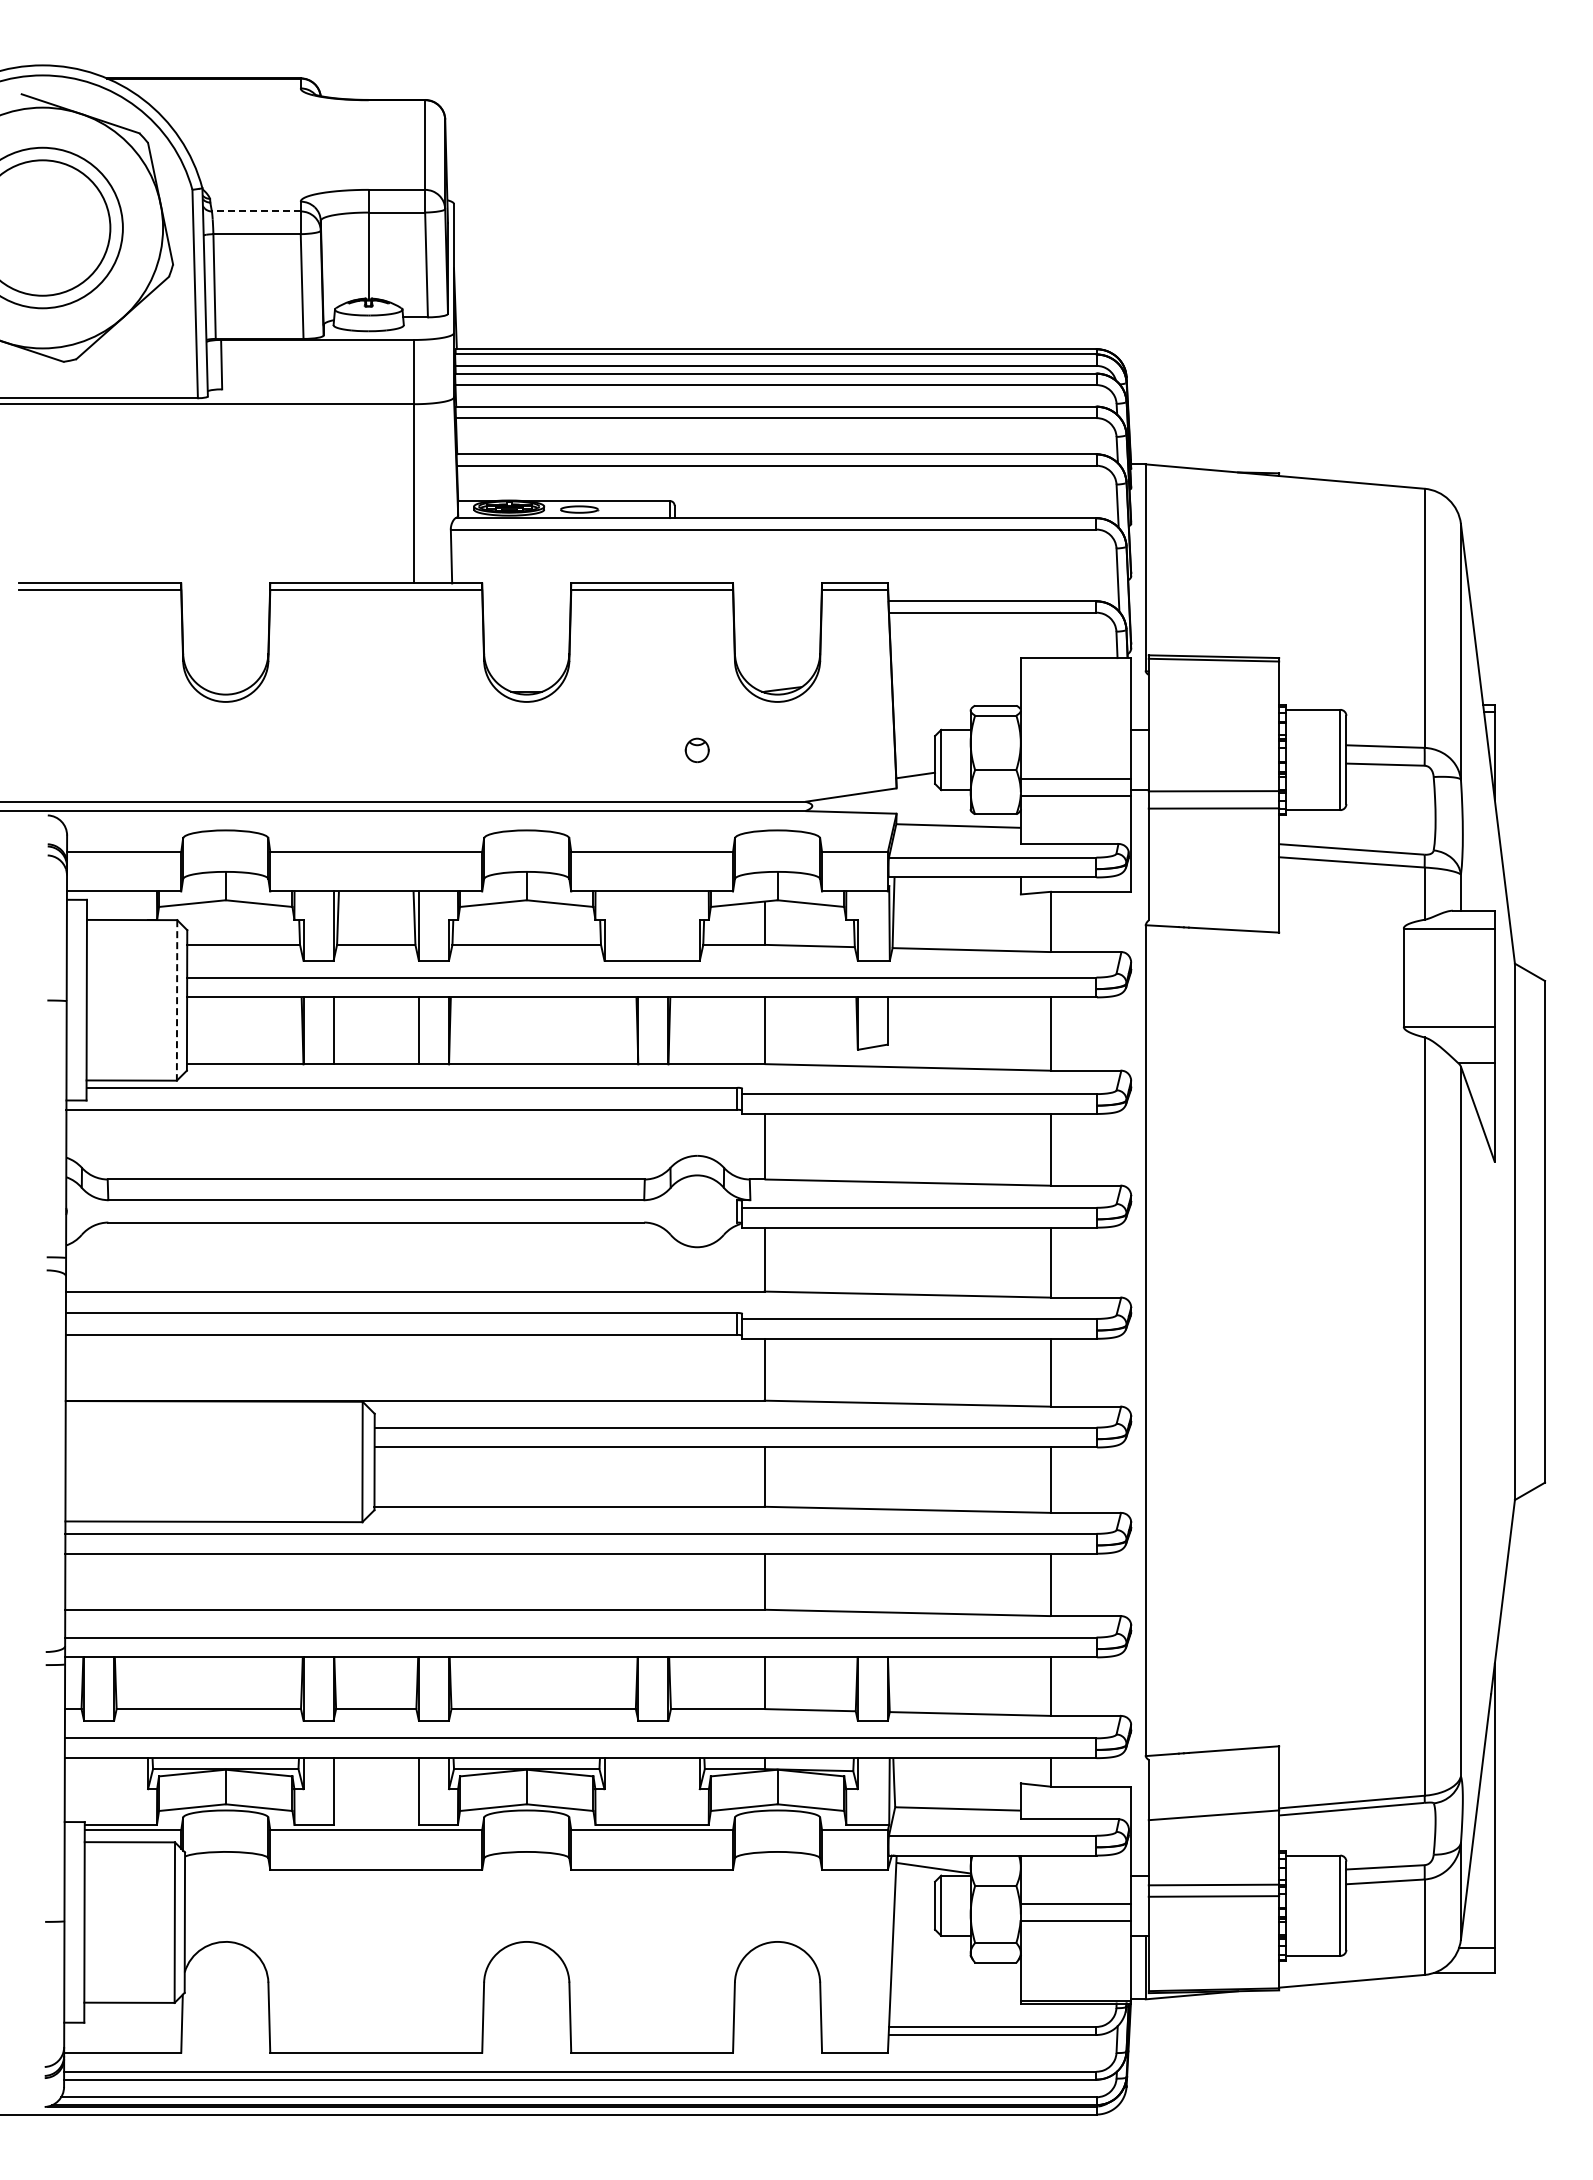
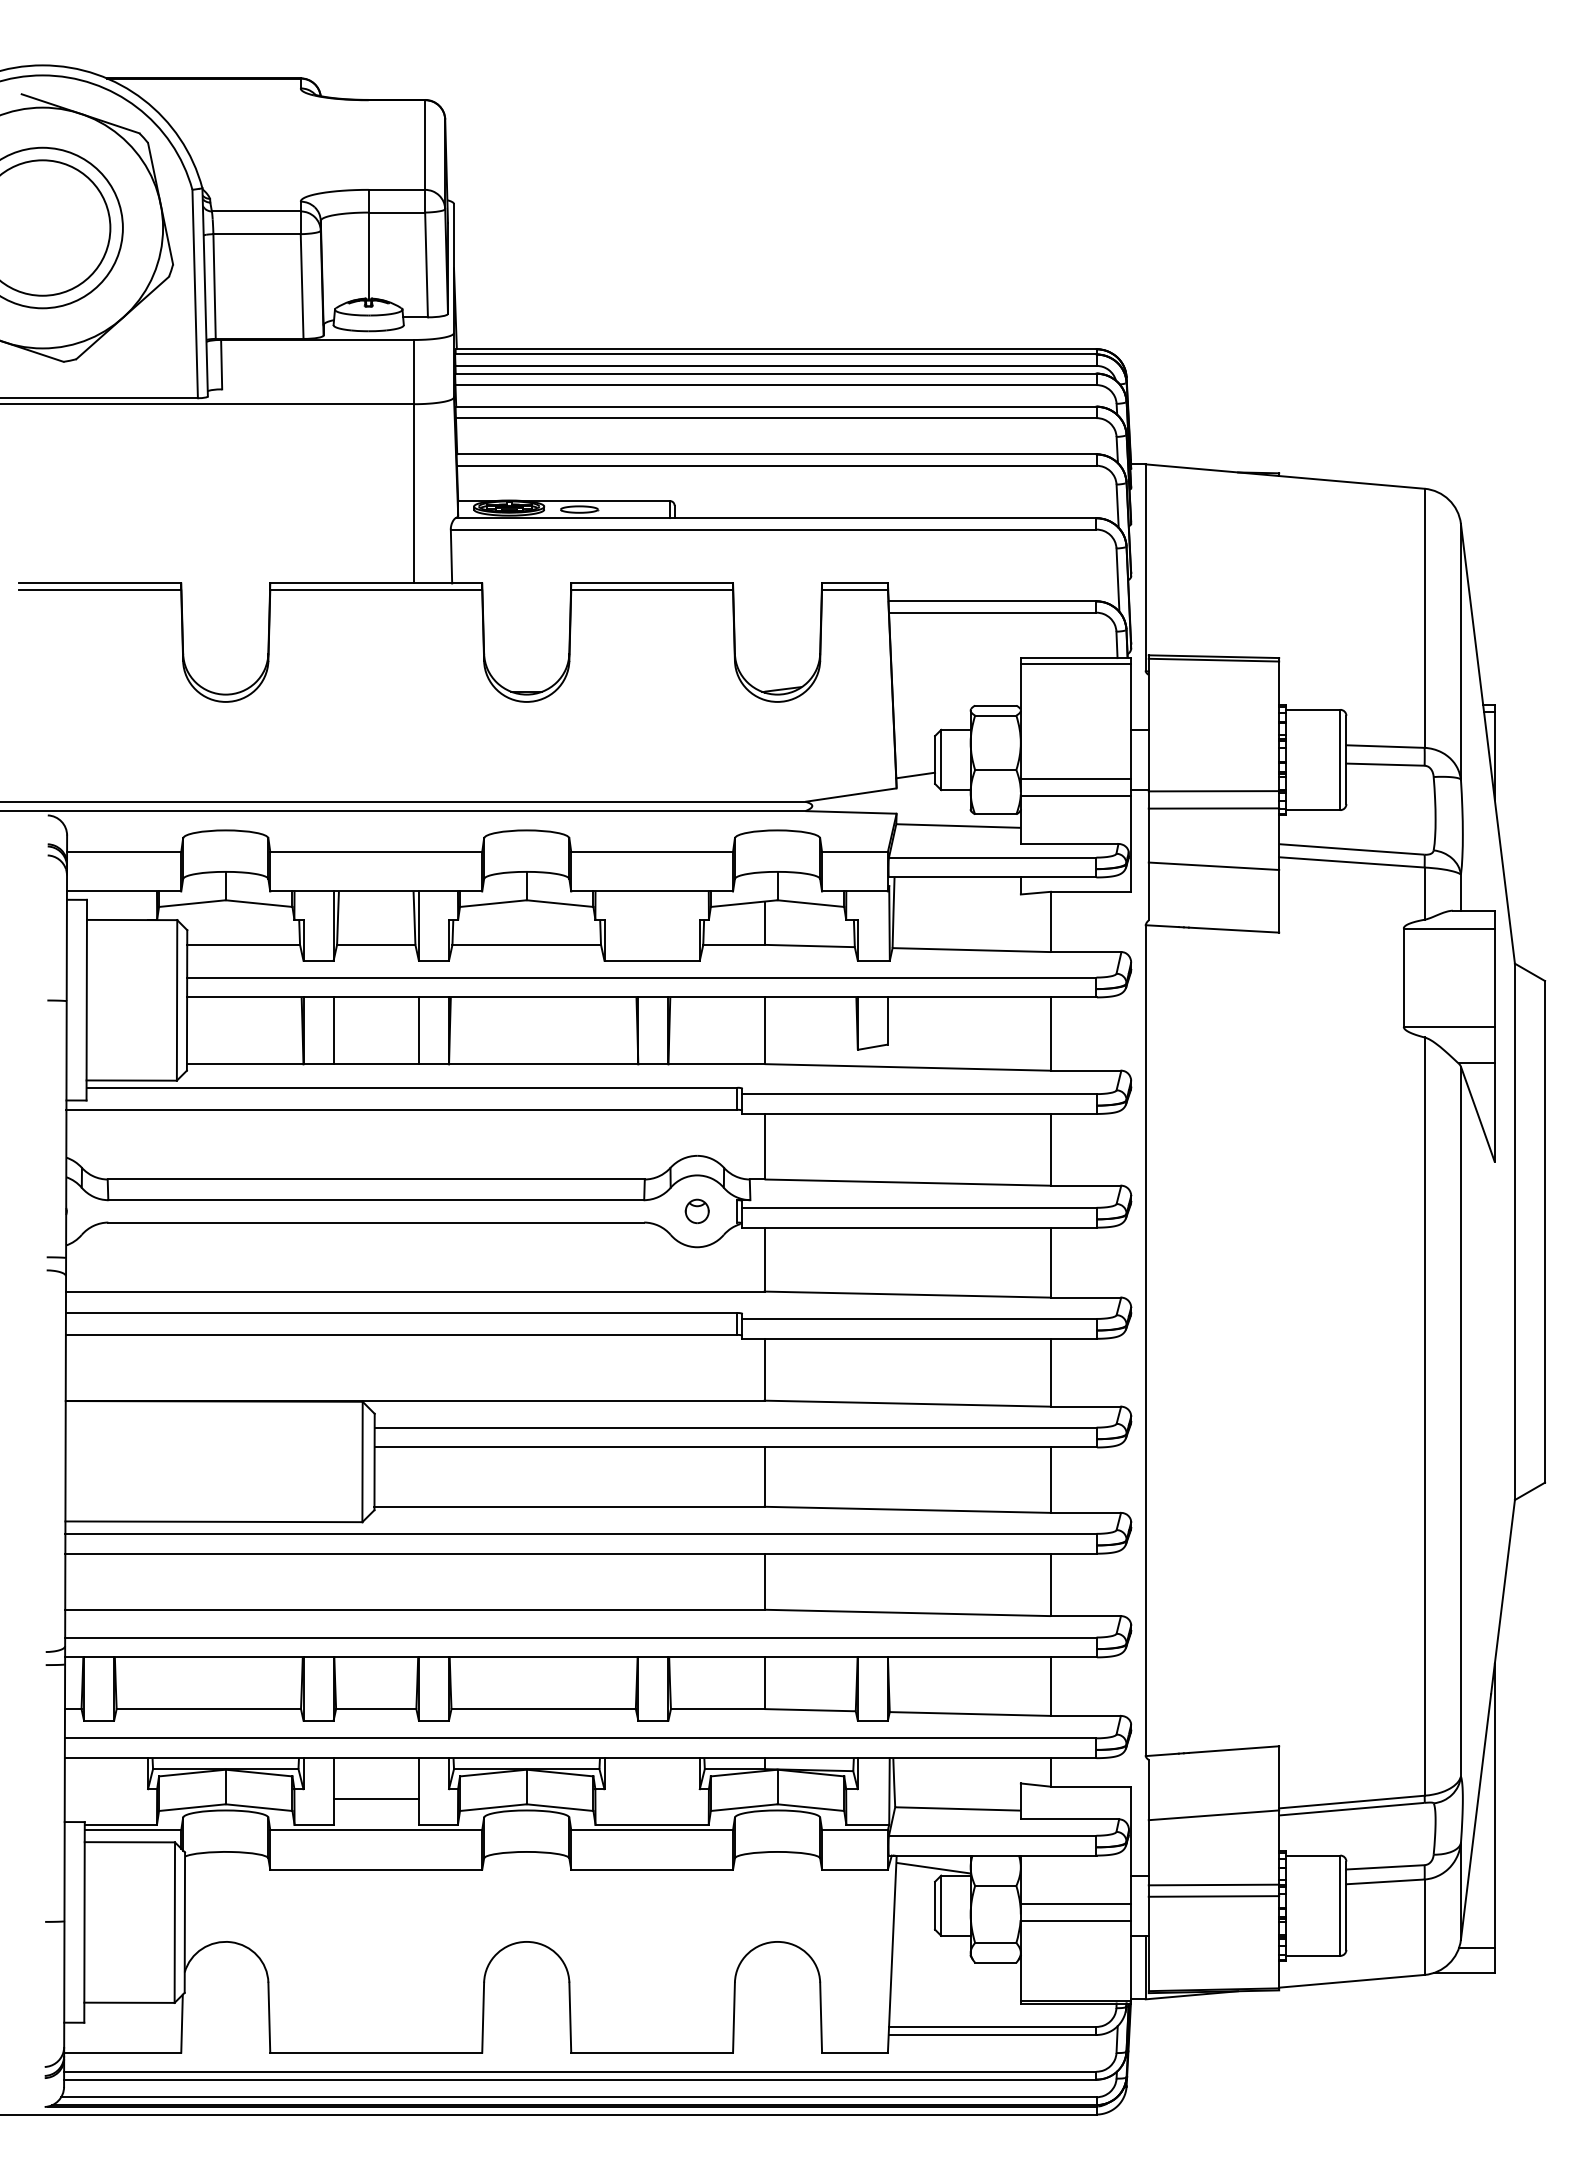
line: dashed -> solid (255, 211)
line: none -> present (1075, 663)
part position: (696, 750) -> (696, 1211) (696, 1211)
line: none -> present (1213, 865)
line: dashed -> solid (177, 1000)
line: none -> present (375, 1798)
